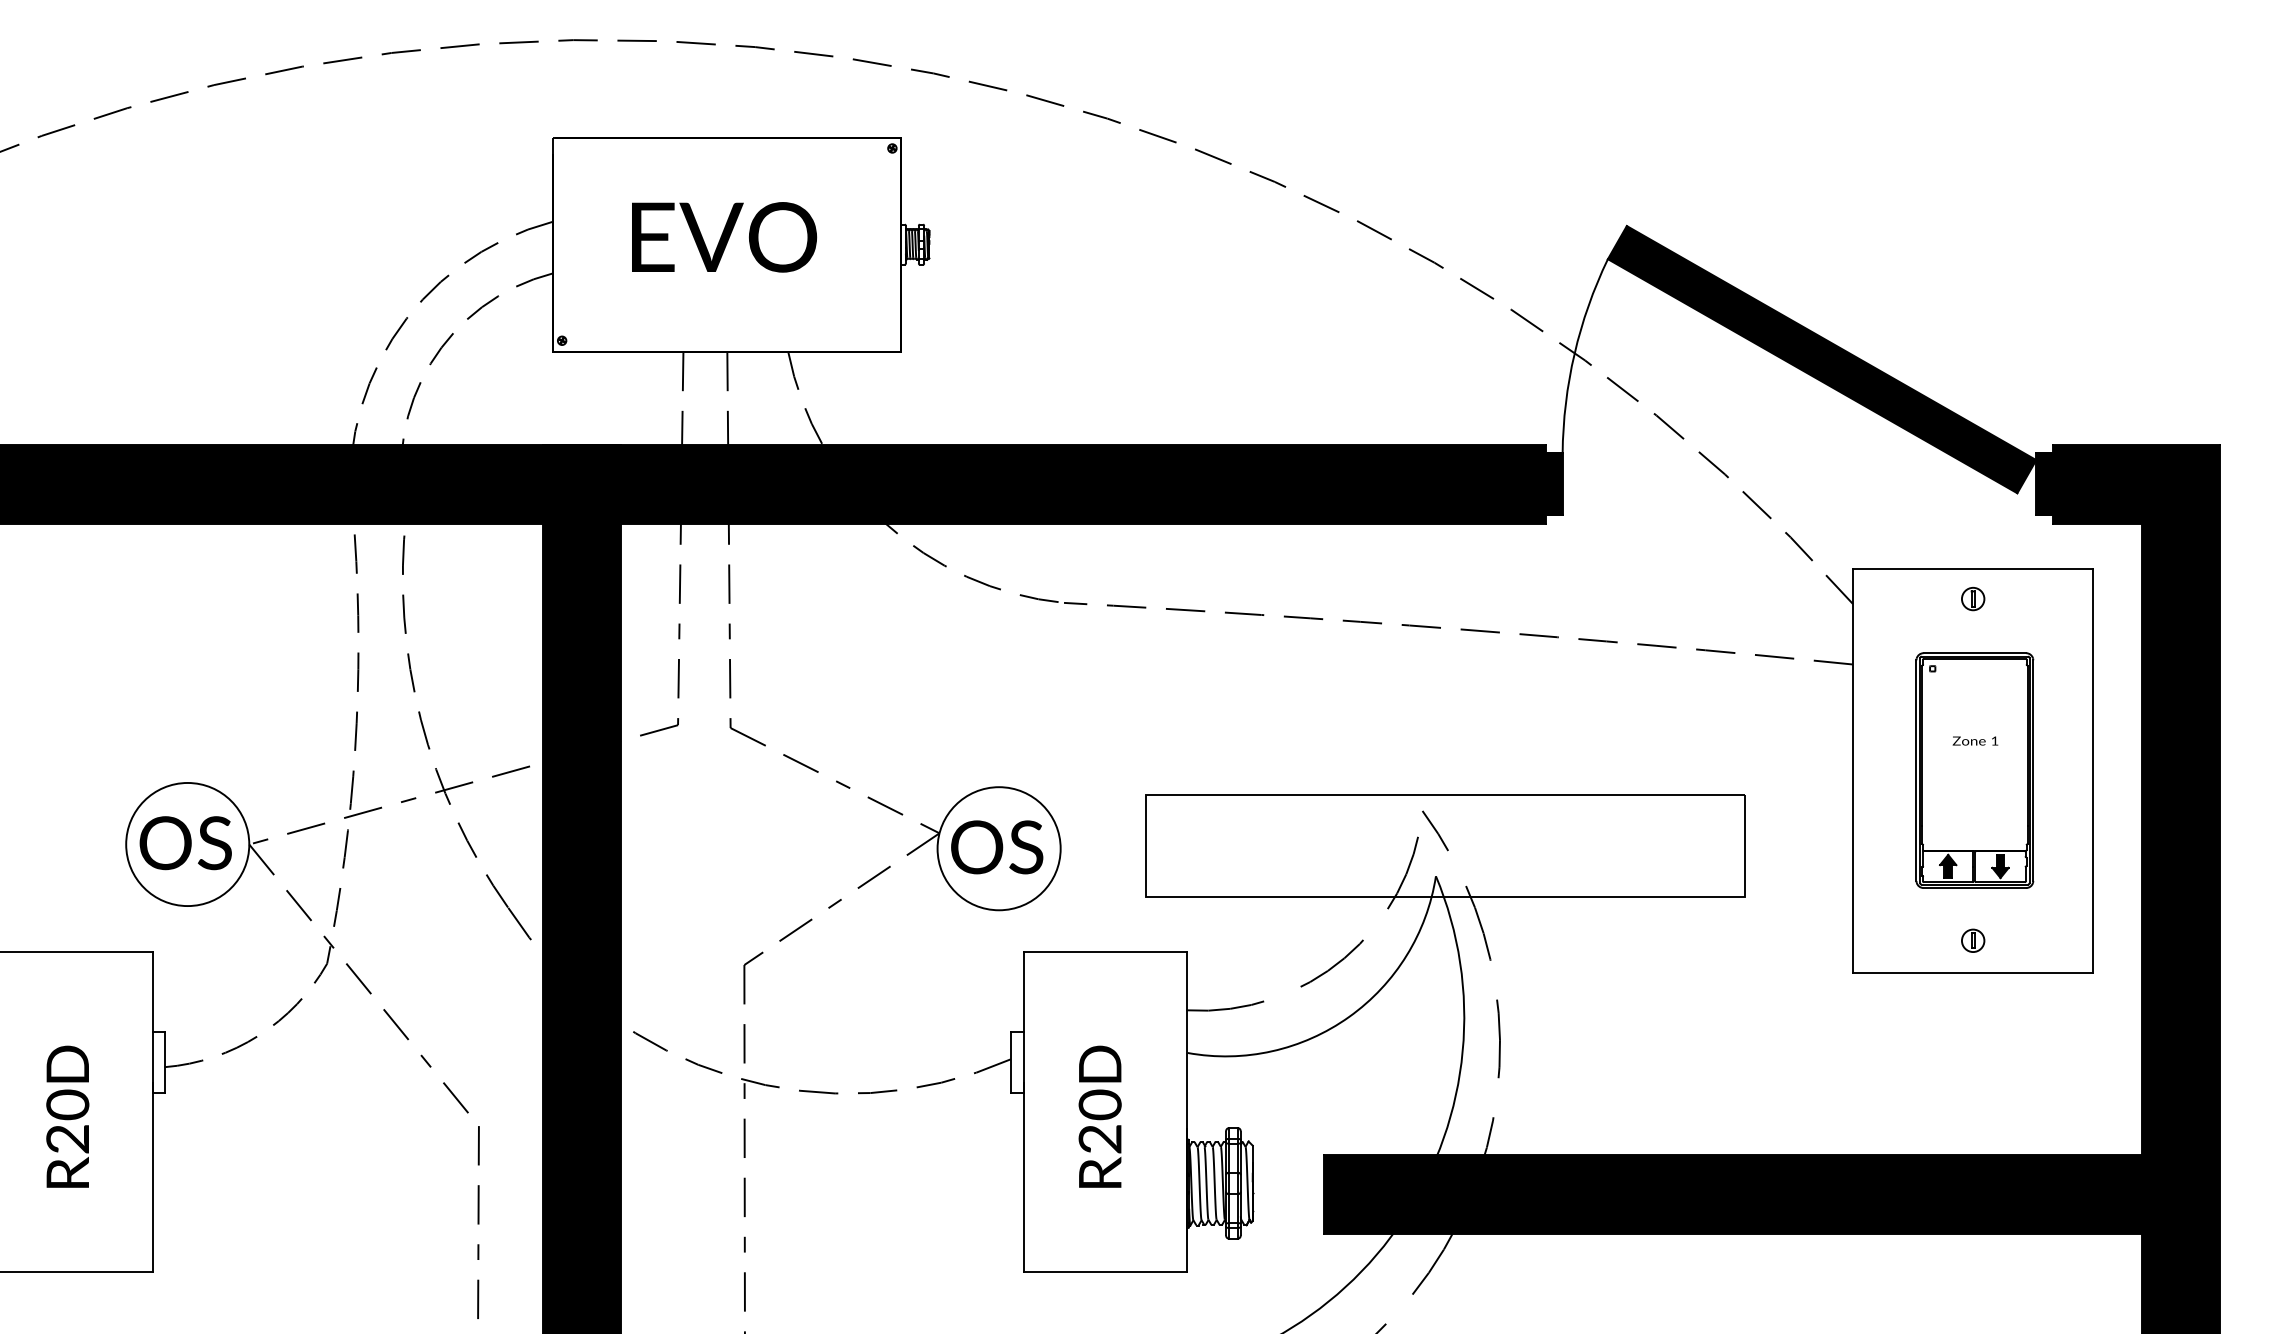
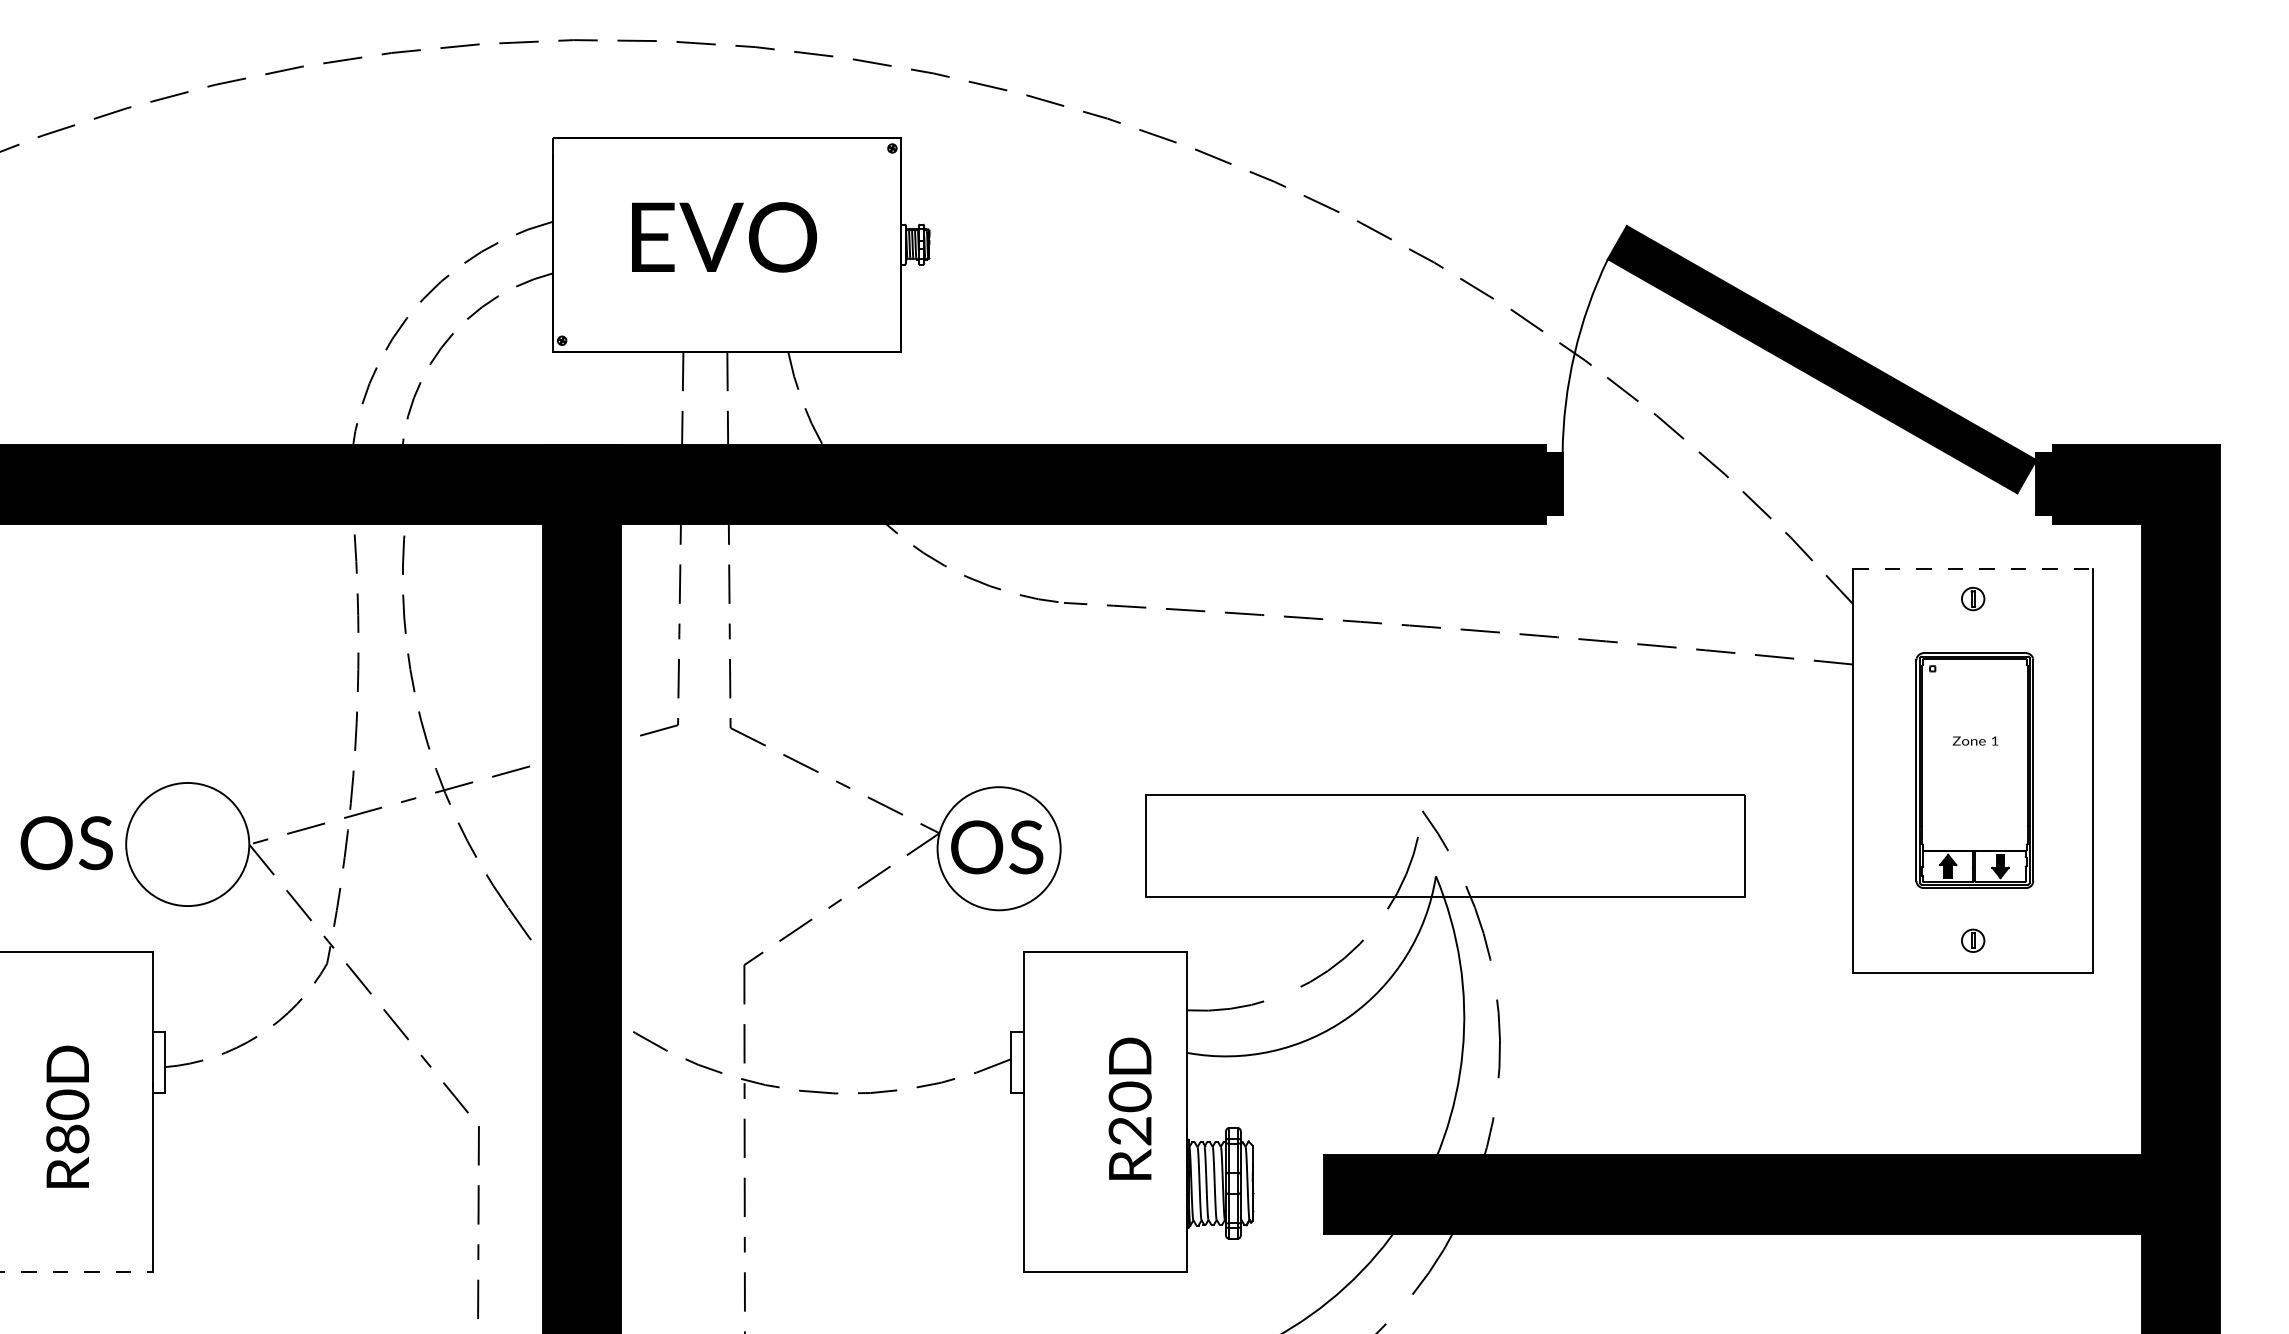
line: solid -> dashed (1973, 568)
text position: (185, 843) -> (66, 843) (66, 843)
text position: (1099, 1116) -> (1129, 1108) (1129, 1108)
text: R20D -> R80D (68, 1138)
line: solid -> dashed (77, 1271)
